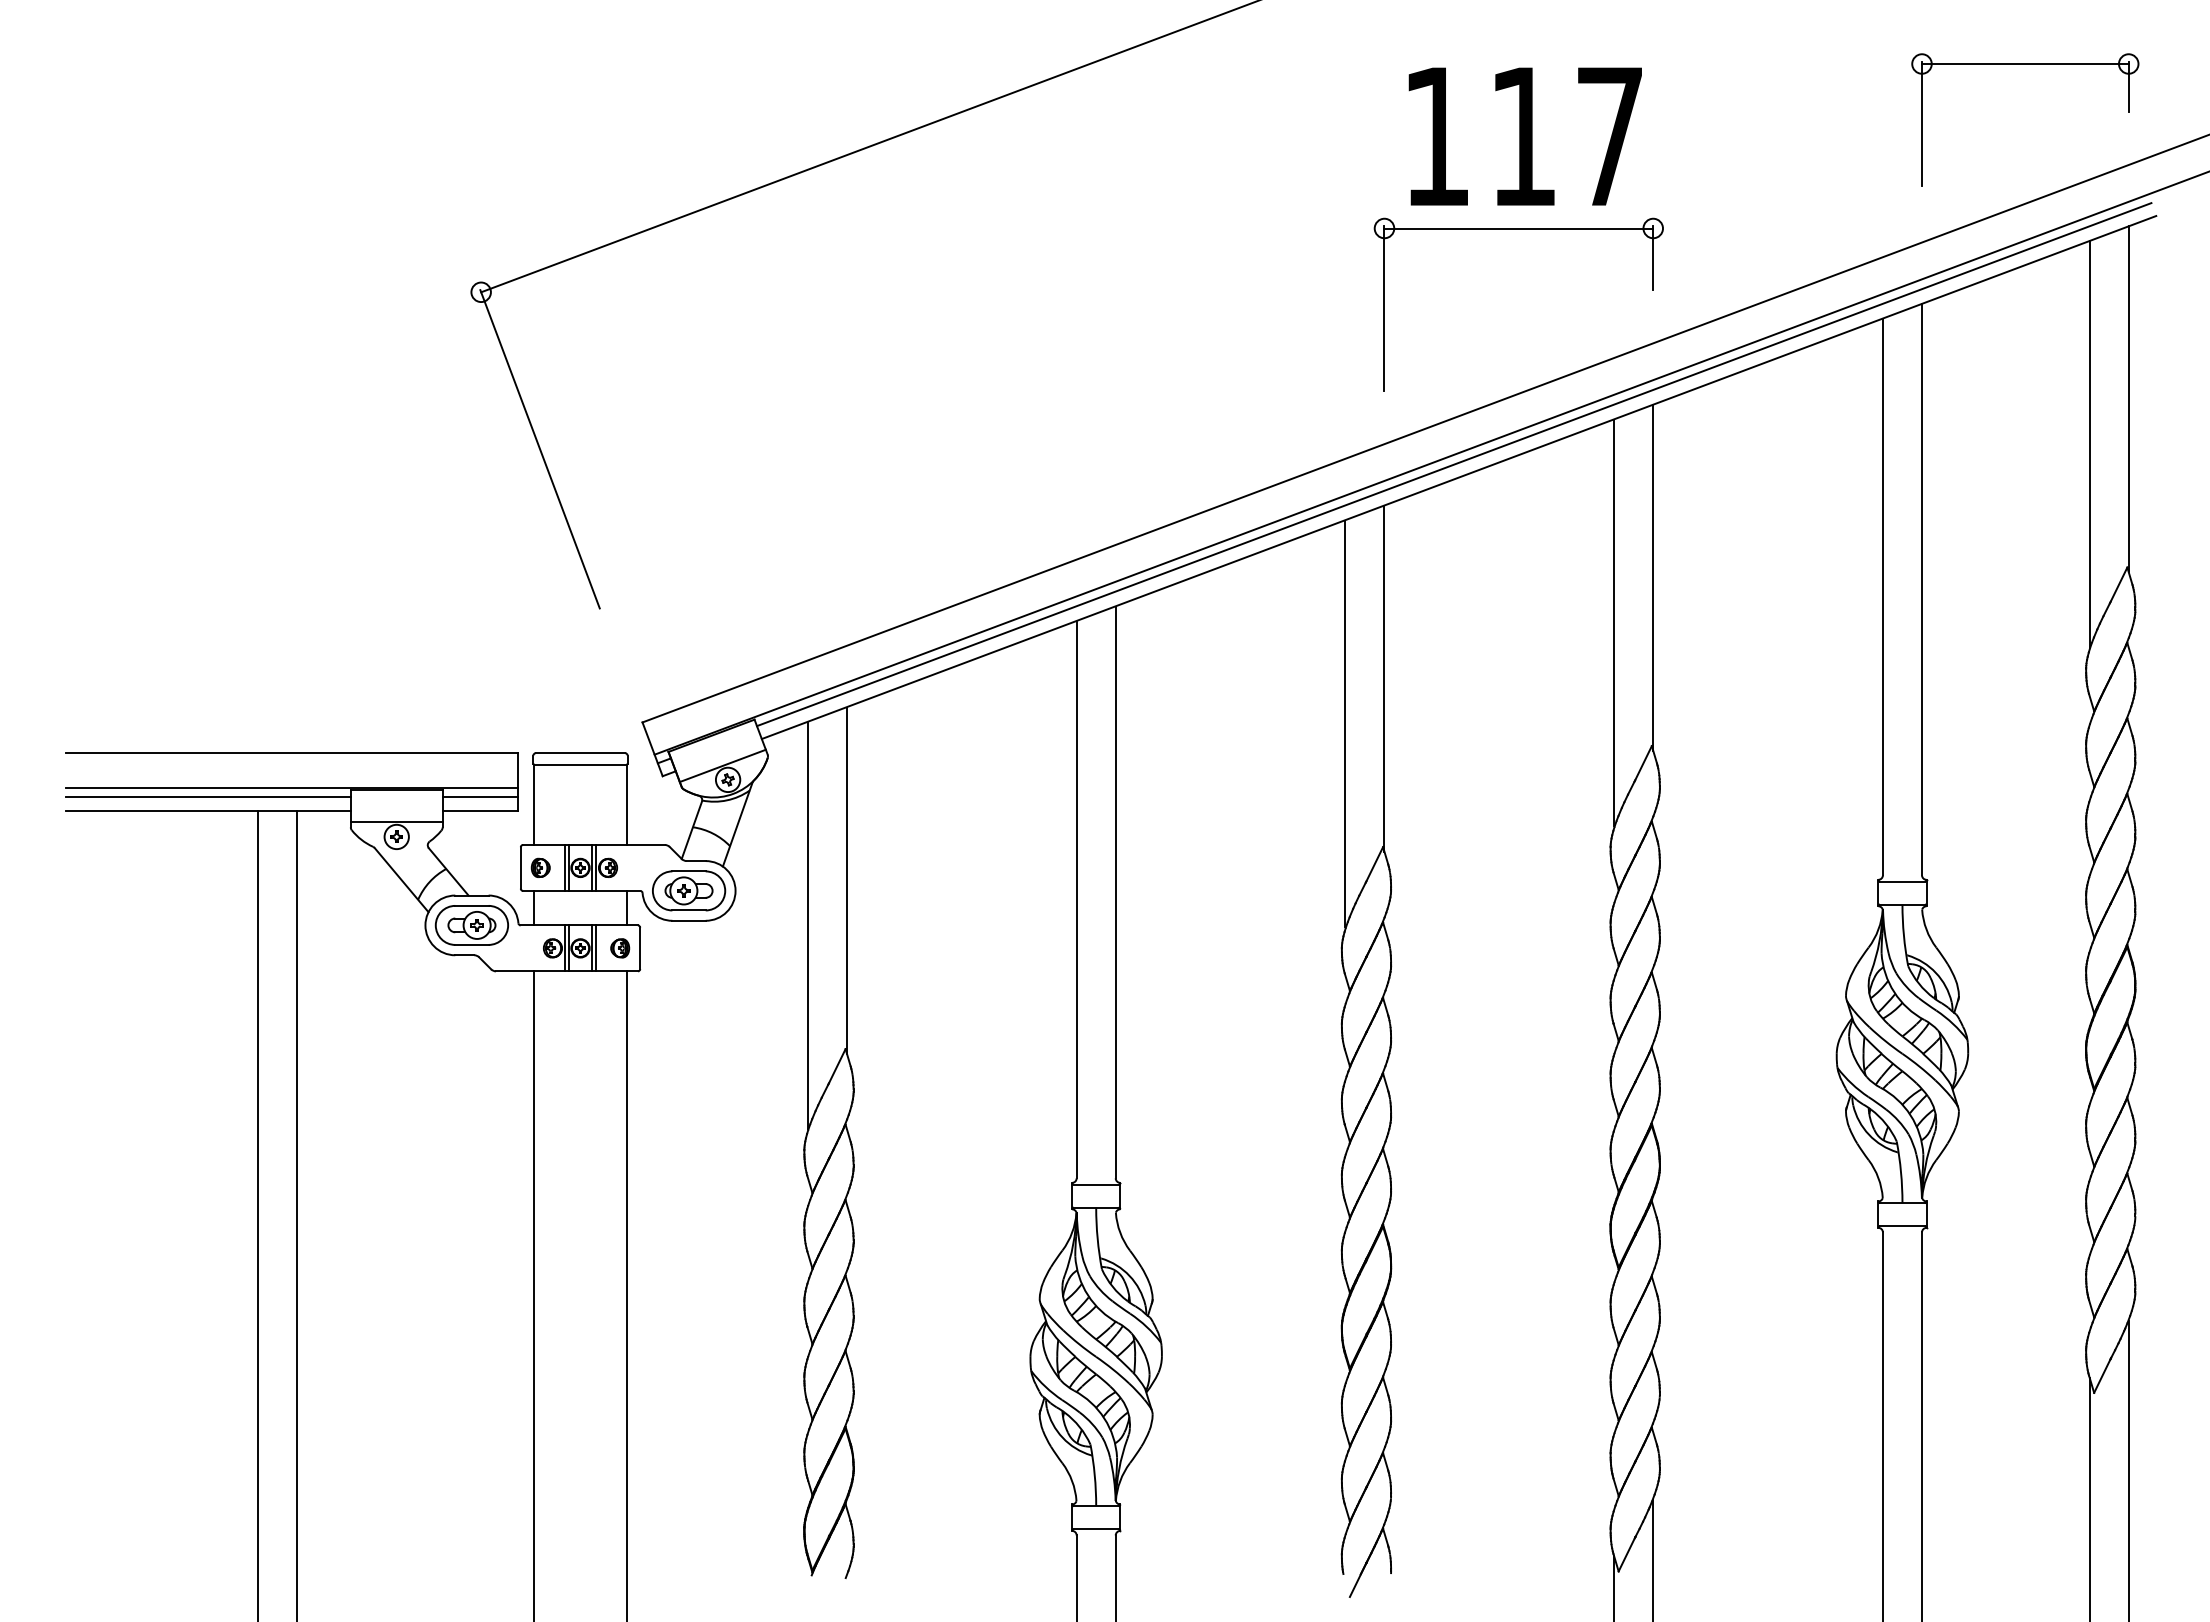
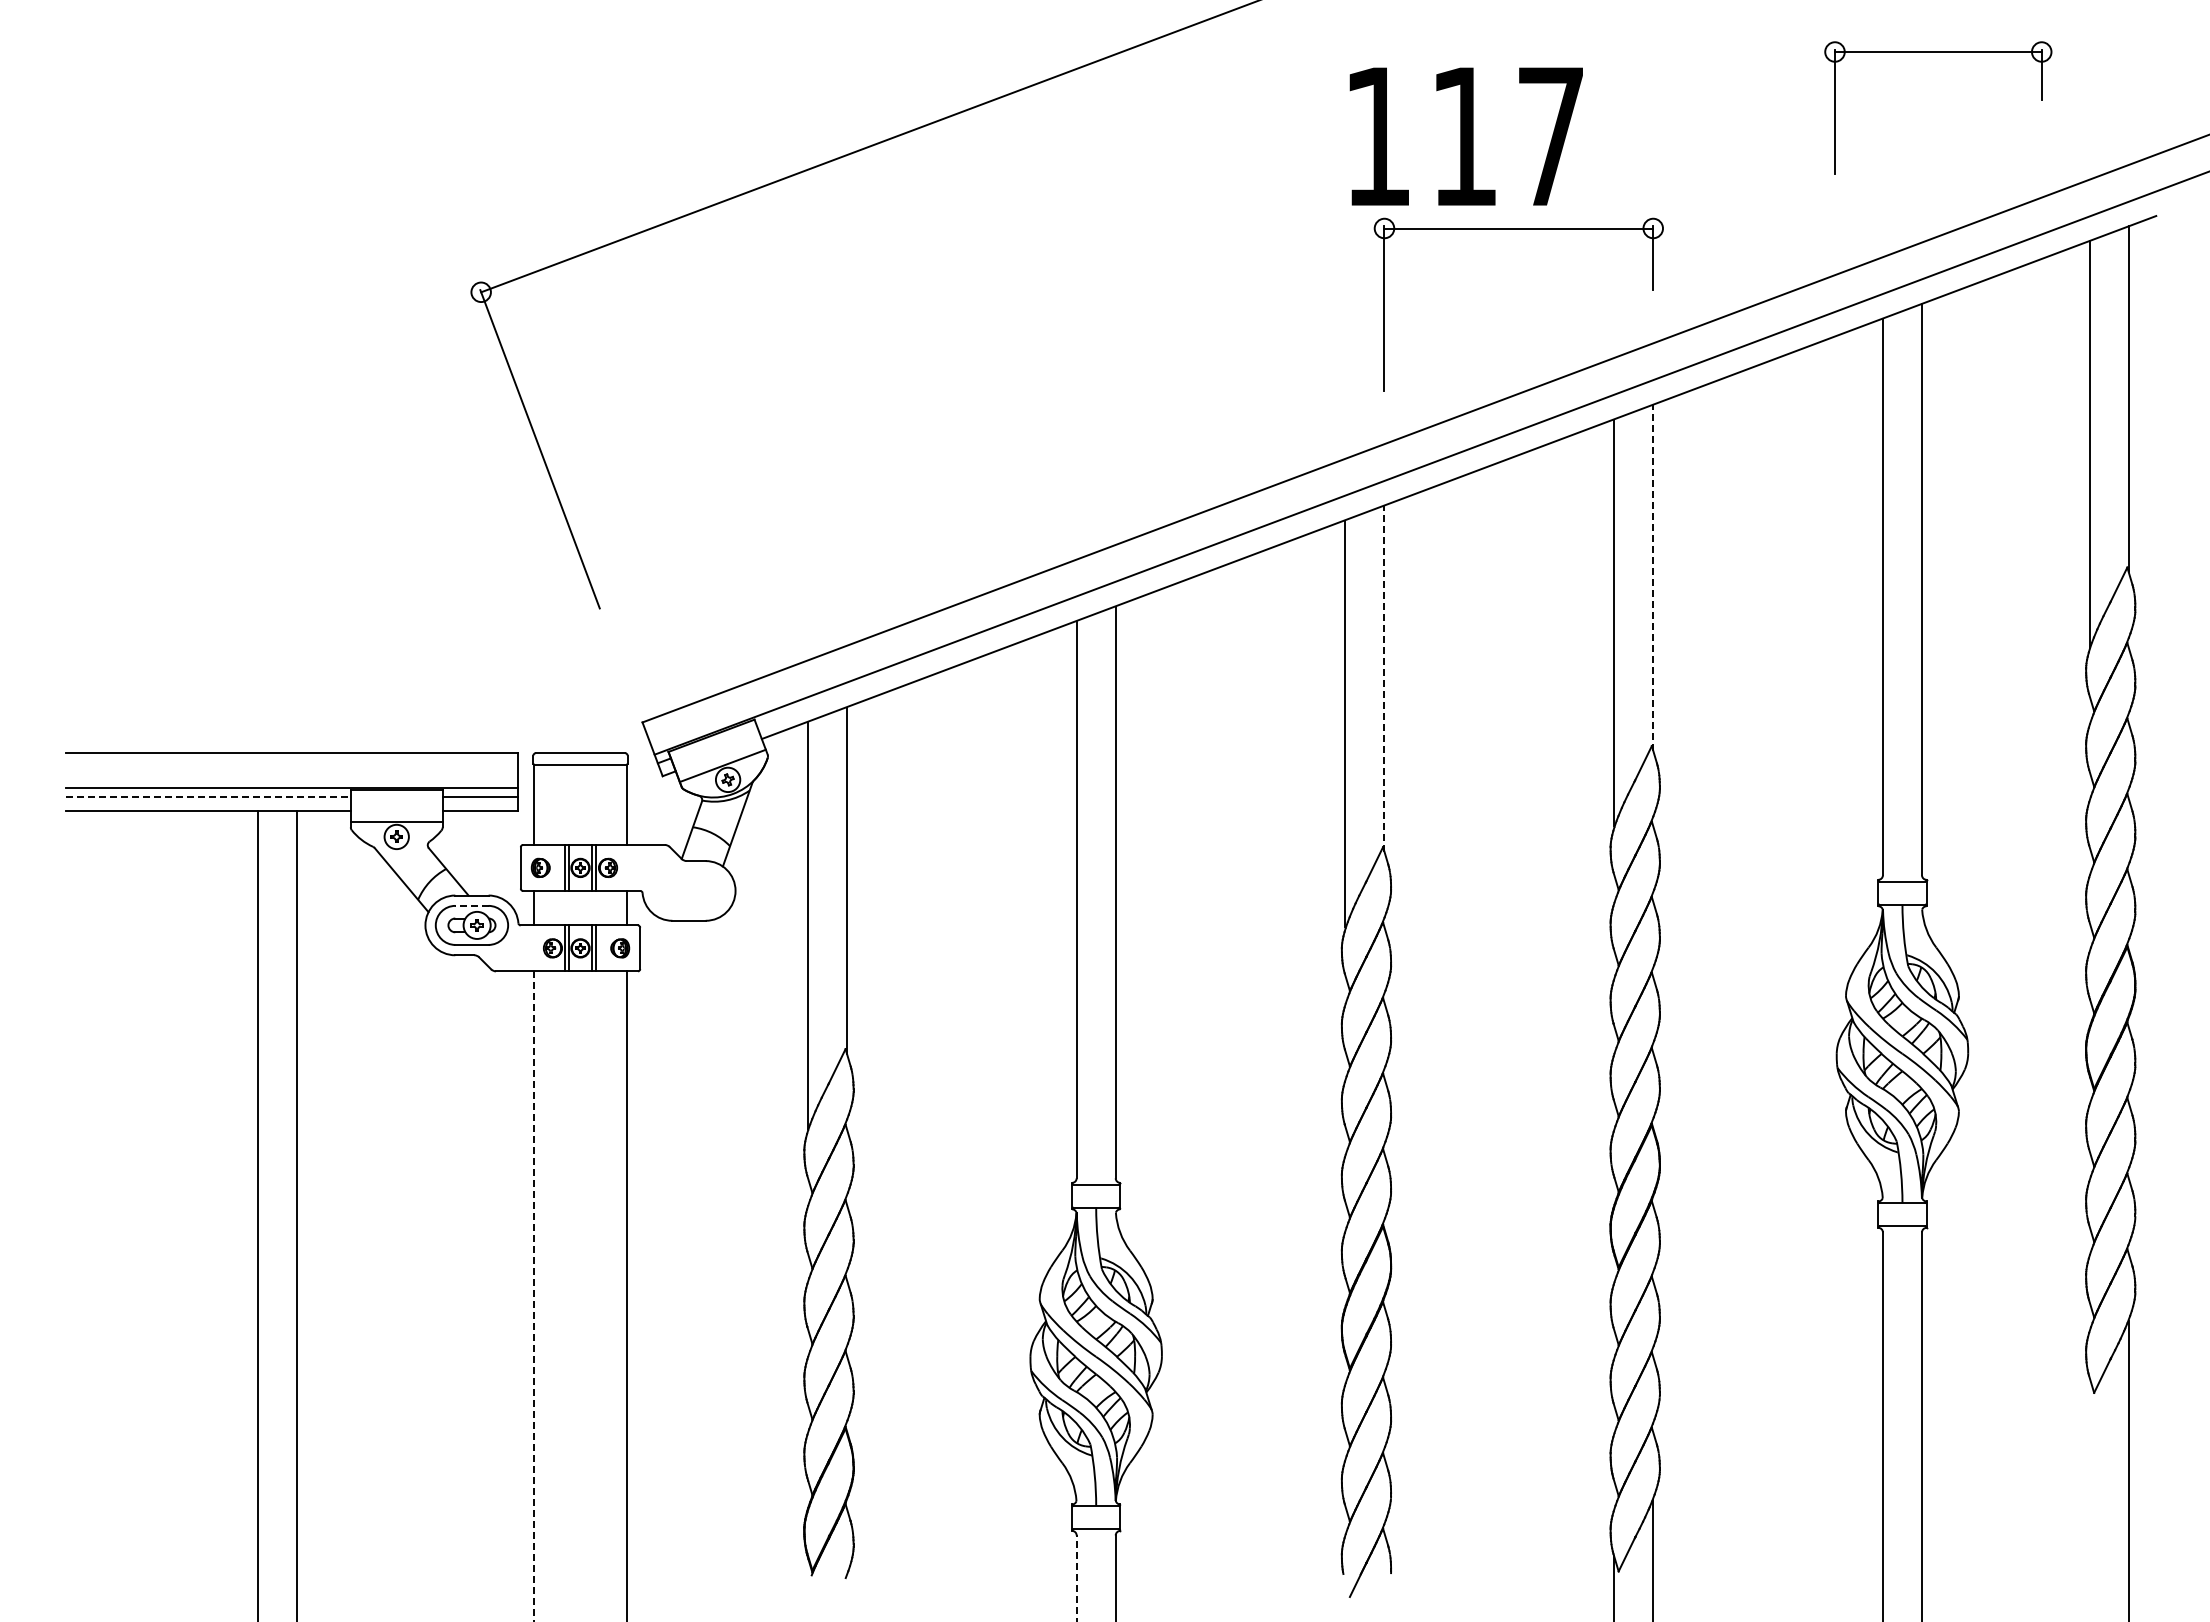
part position: (2025, 64) -> (1938, 52) (1938, 52)
text position: (1524, 136) -> (1465, 136) (1465, 136)
line: present -> none (1453, 464)
line: solid -> dashed (1653, 577)
line: solid -> dashed (1384, 678)
line: solid -> dashed (209, 796)
part: present -> none (689, 890)
line: solid -> dashed (471, 905)
line: solid -> dashed (533, 1296)
line: present -> none (2089, 1497)
line: solid -> dashed (1076, 1578)
